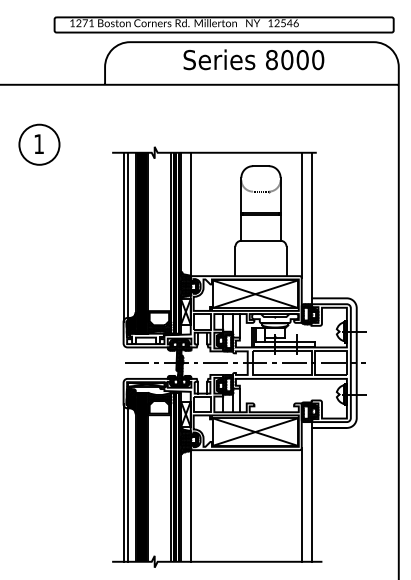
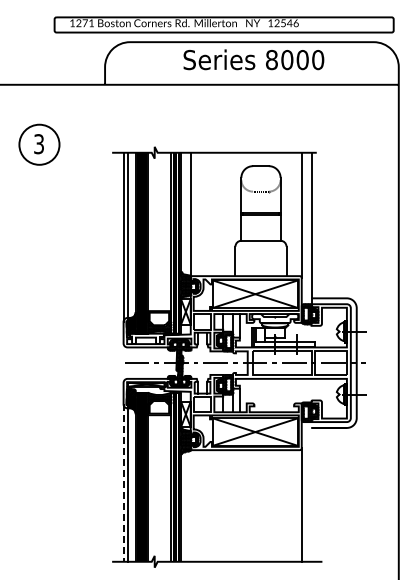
text: 1 -> 3 (38, 144)
line: solid -> dashed (123, 483)
line: present -> none (311, 490)
line: present -> none (190, 505)
